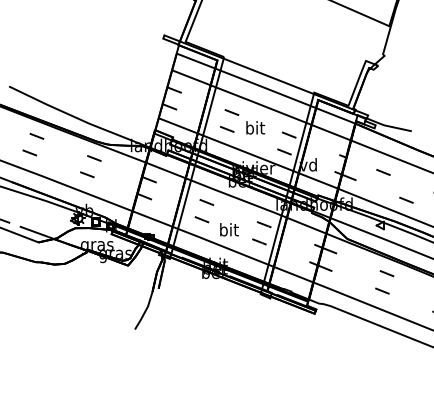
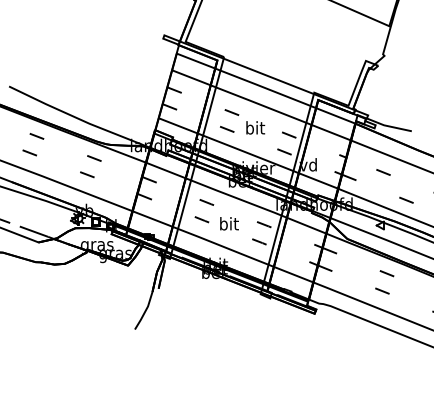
text position: (229, 229) -> (229, 223) (229, 223)
